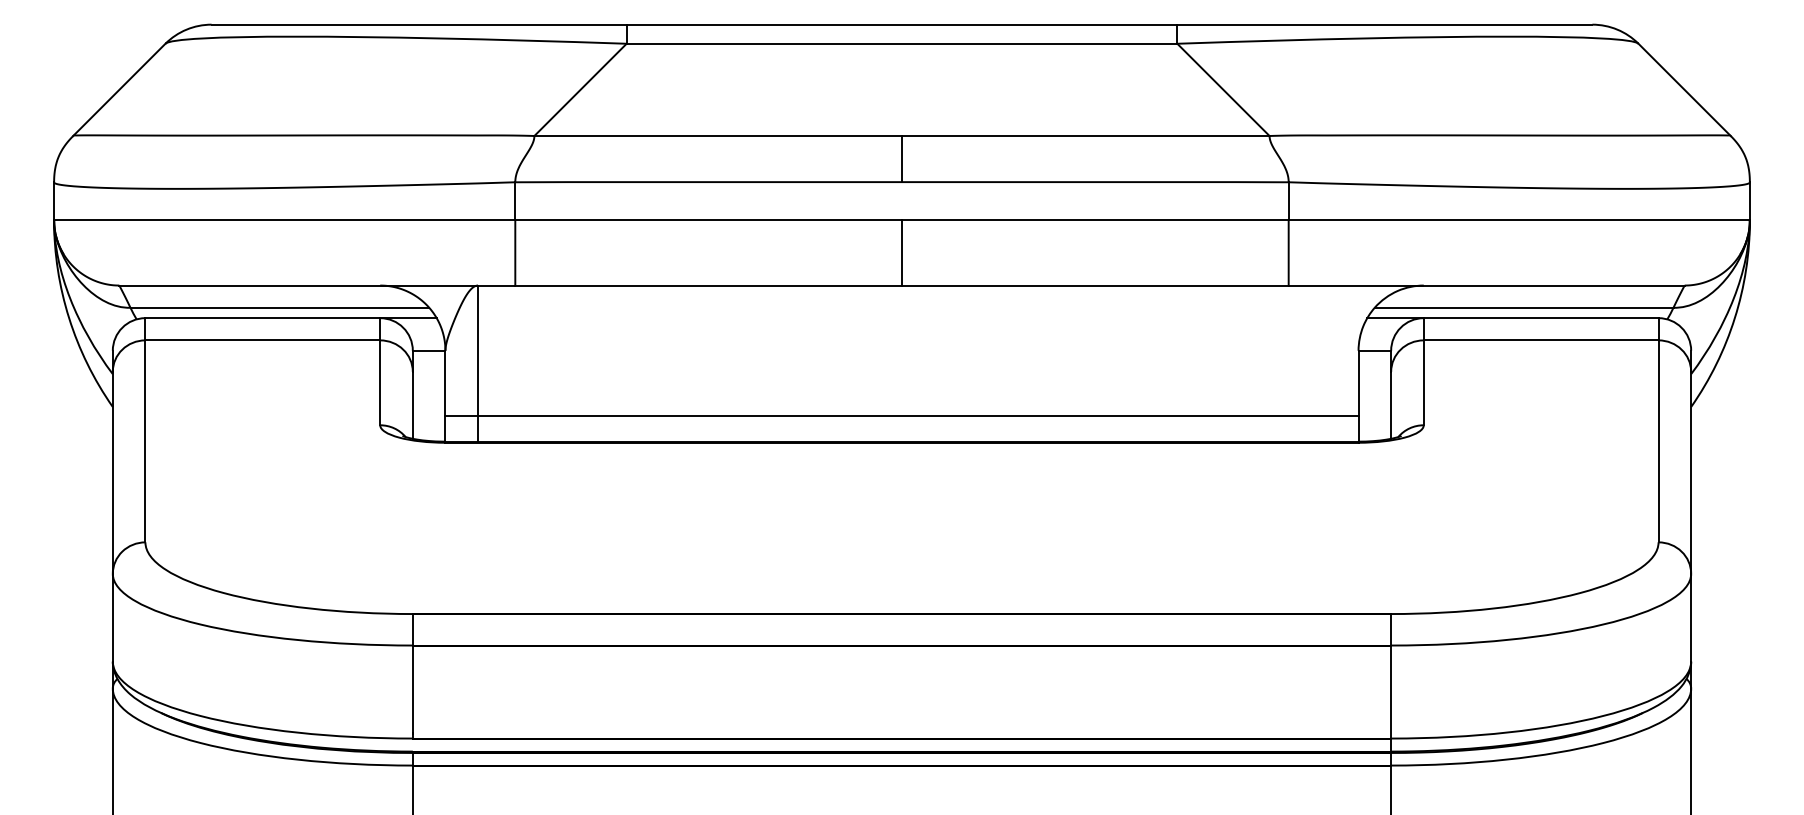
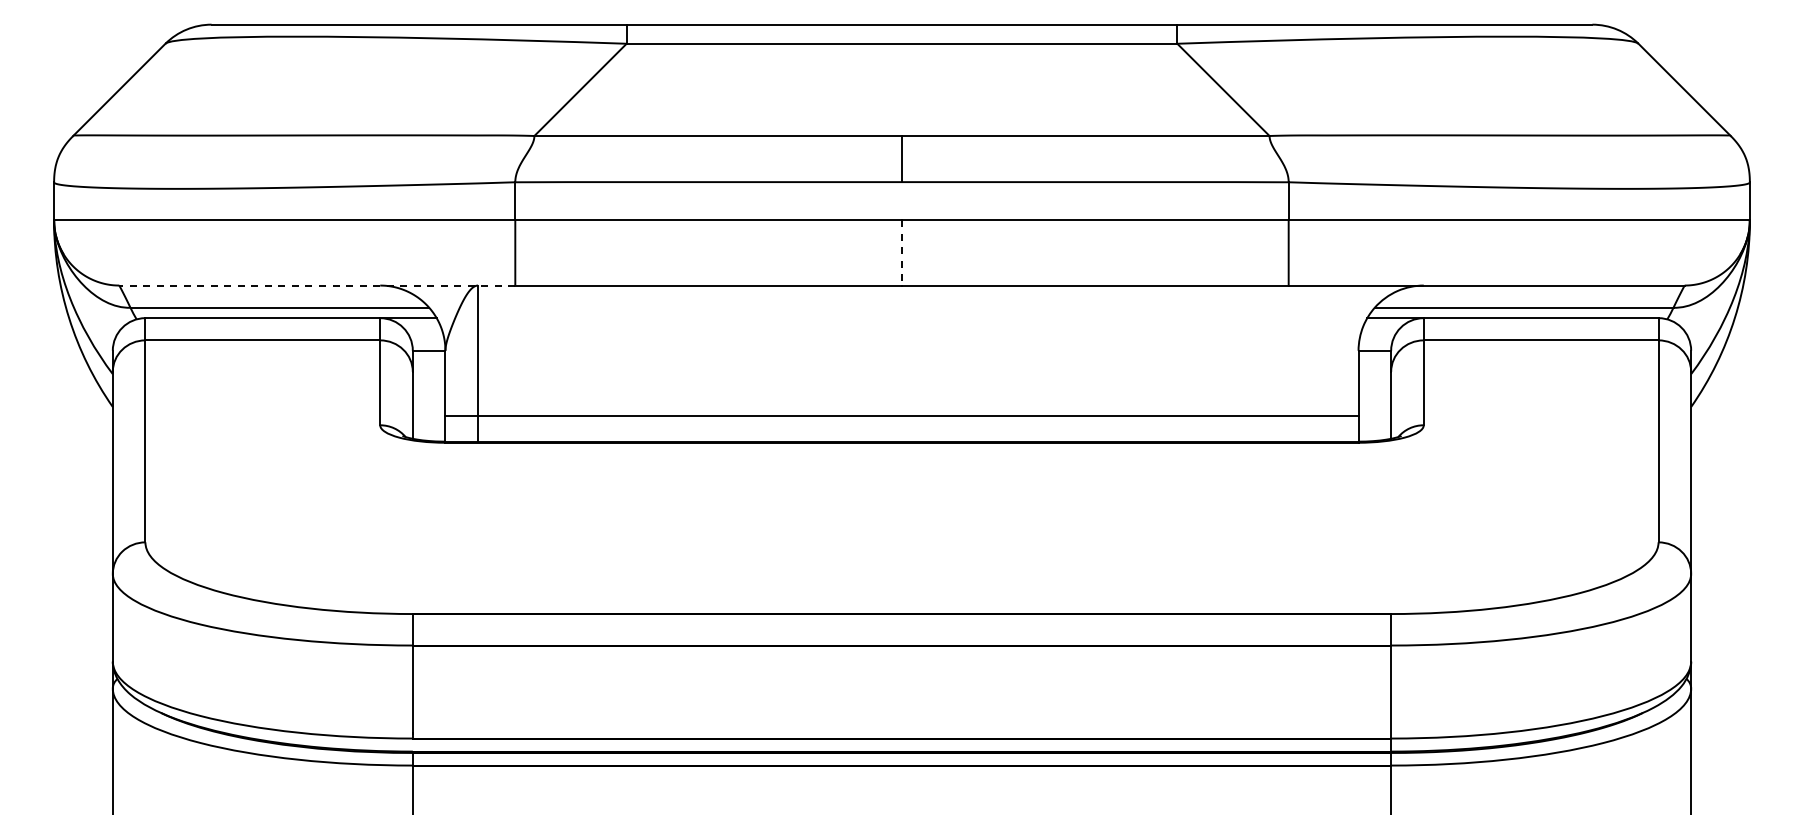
line: solid -> dashed (902, 252)
line: solid -> dashed (317, 285)
